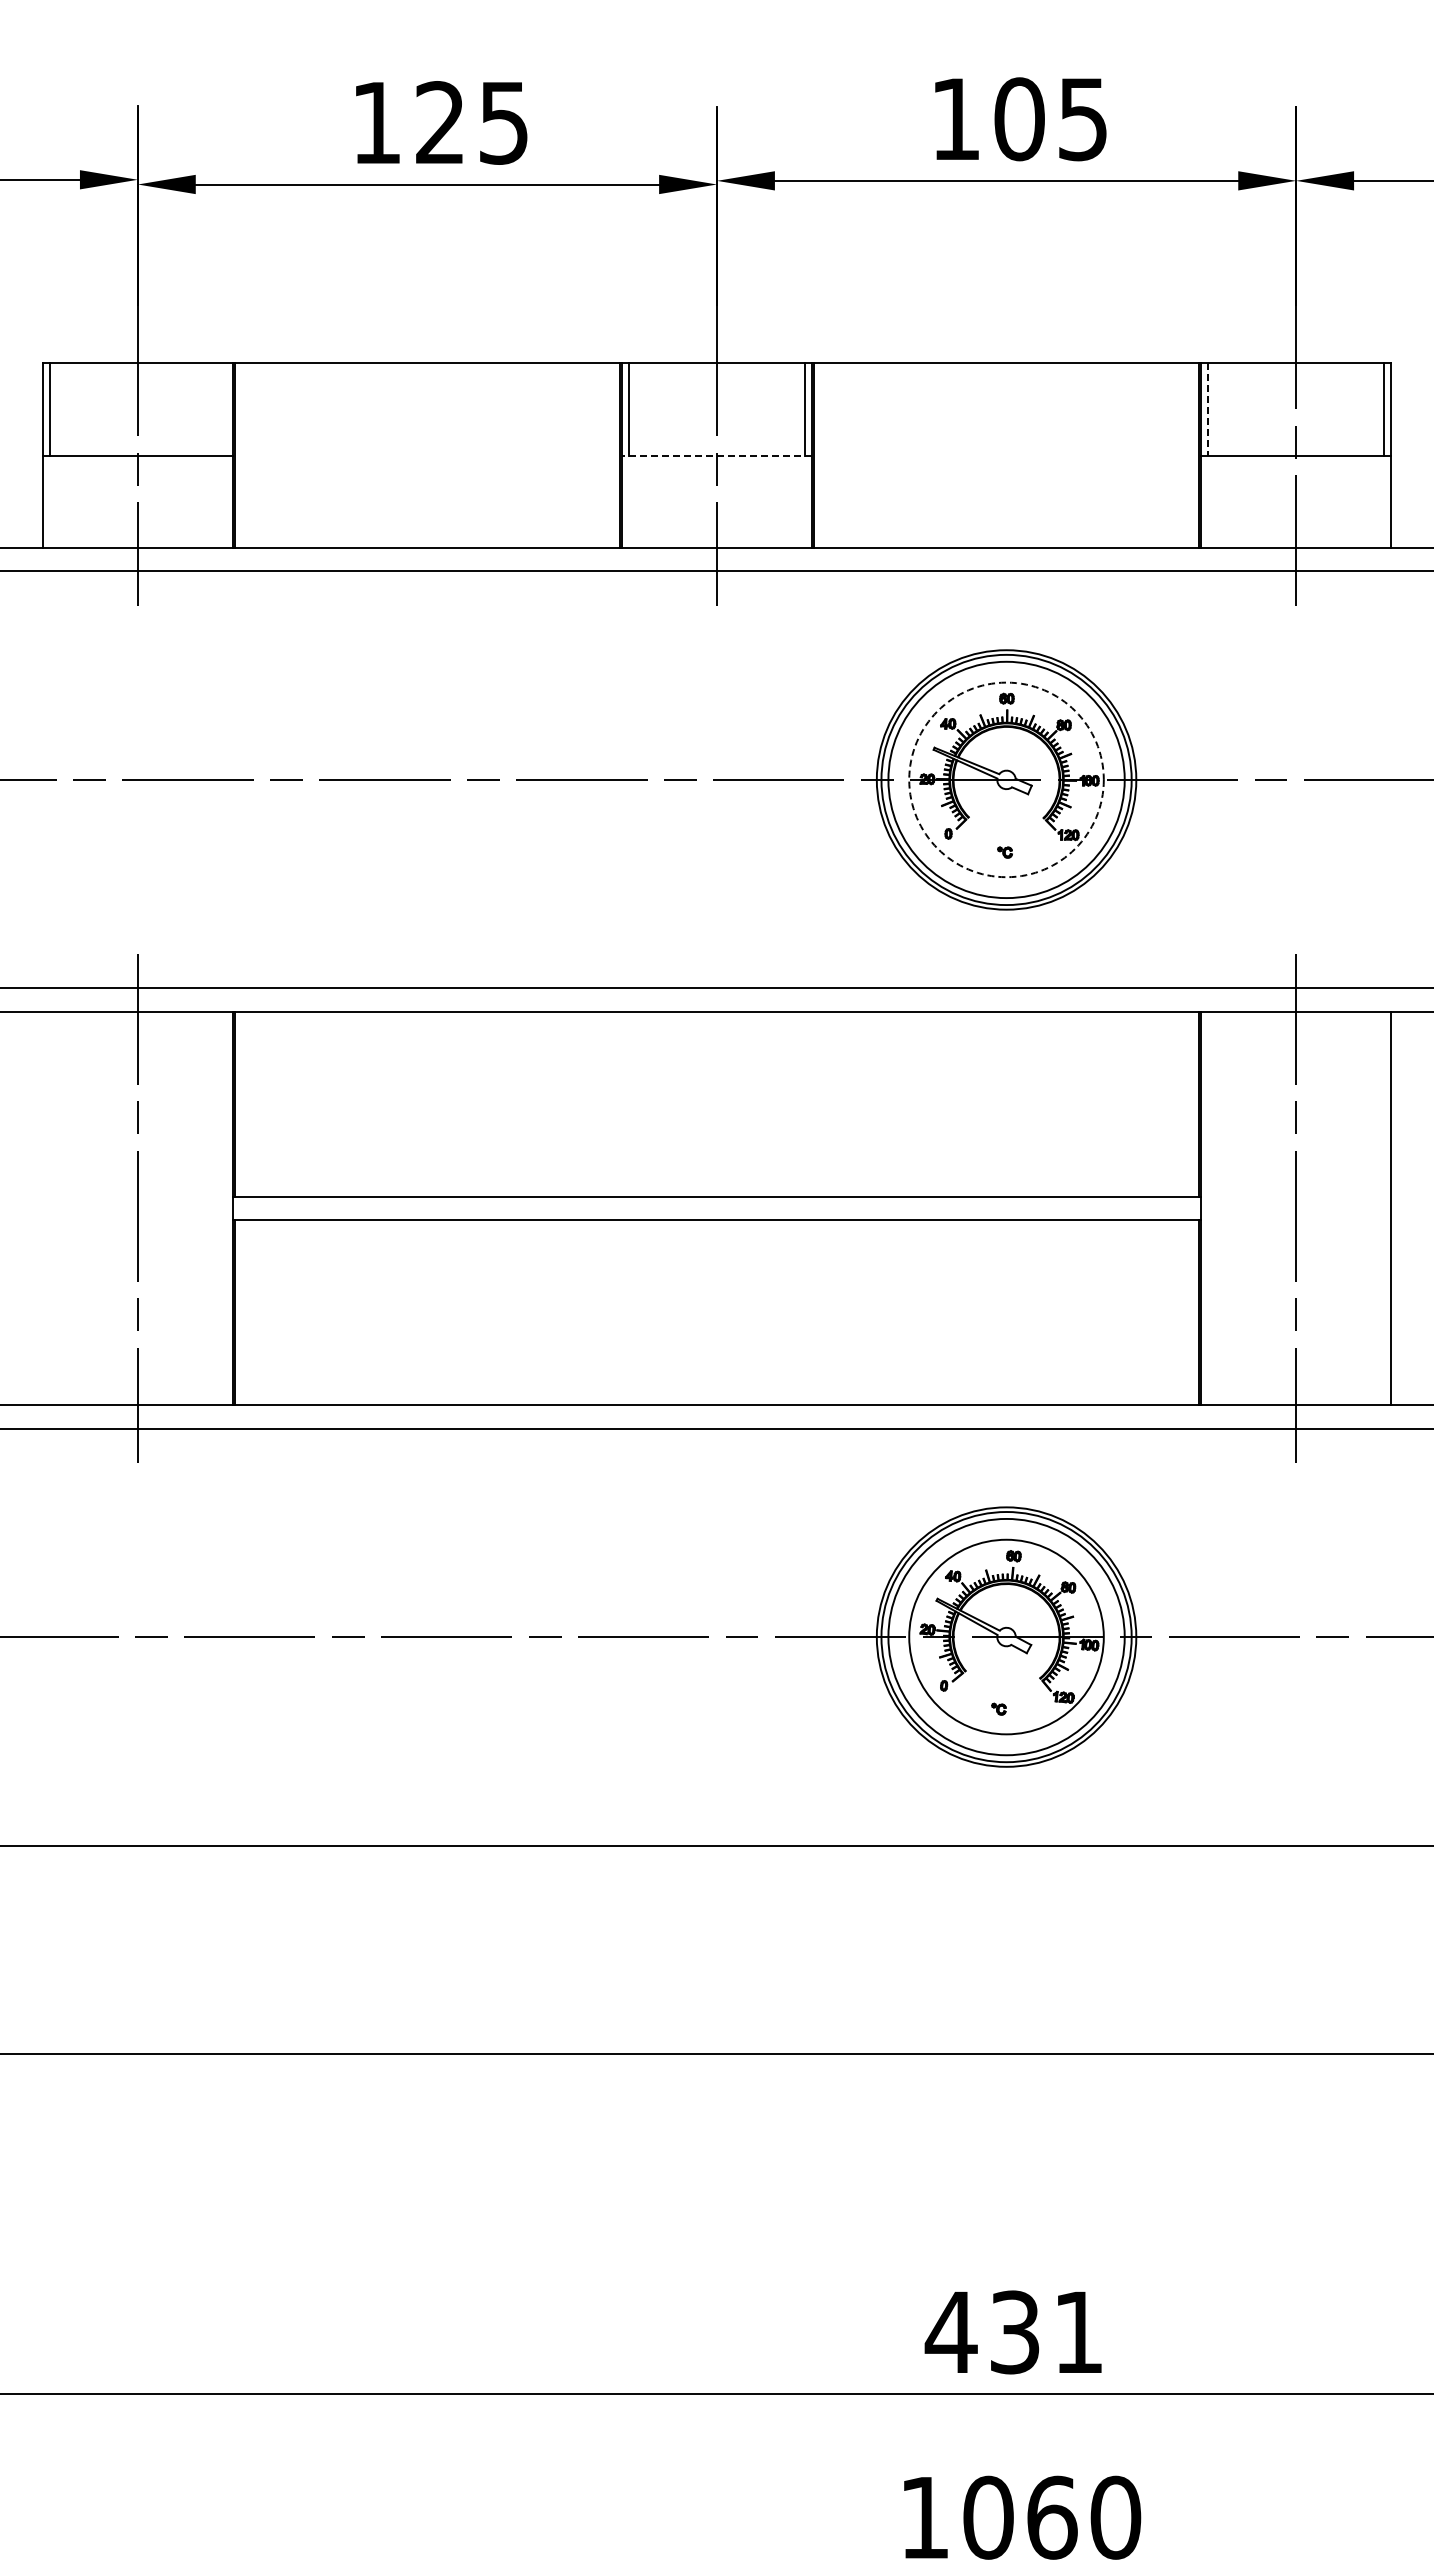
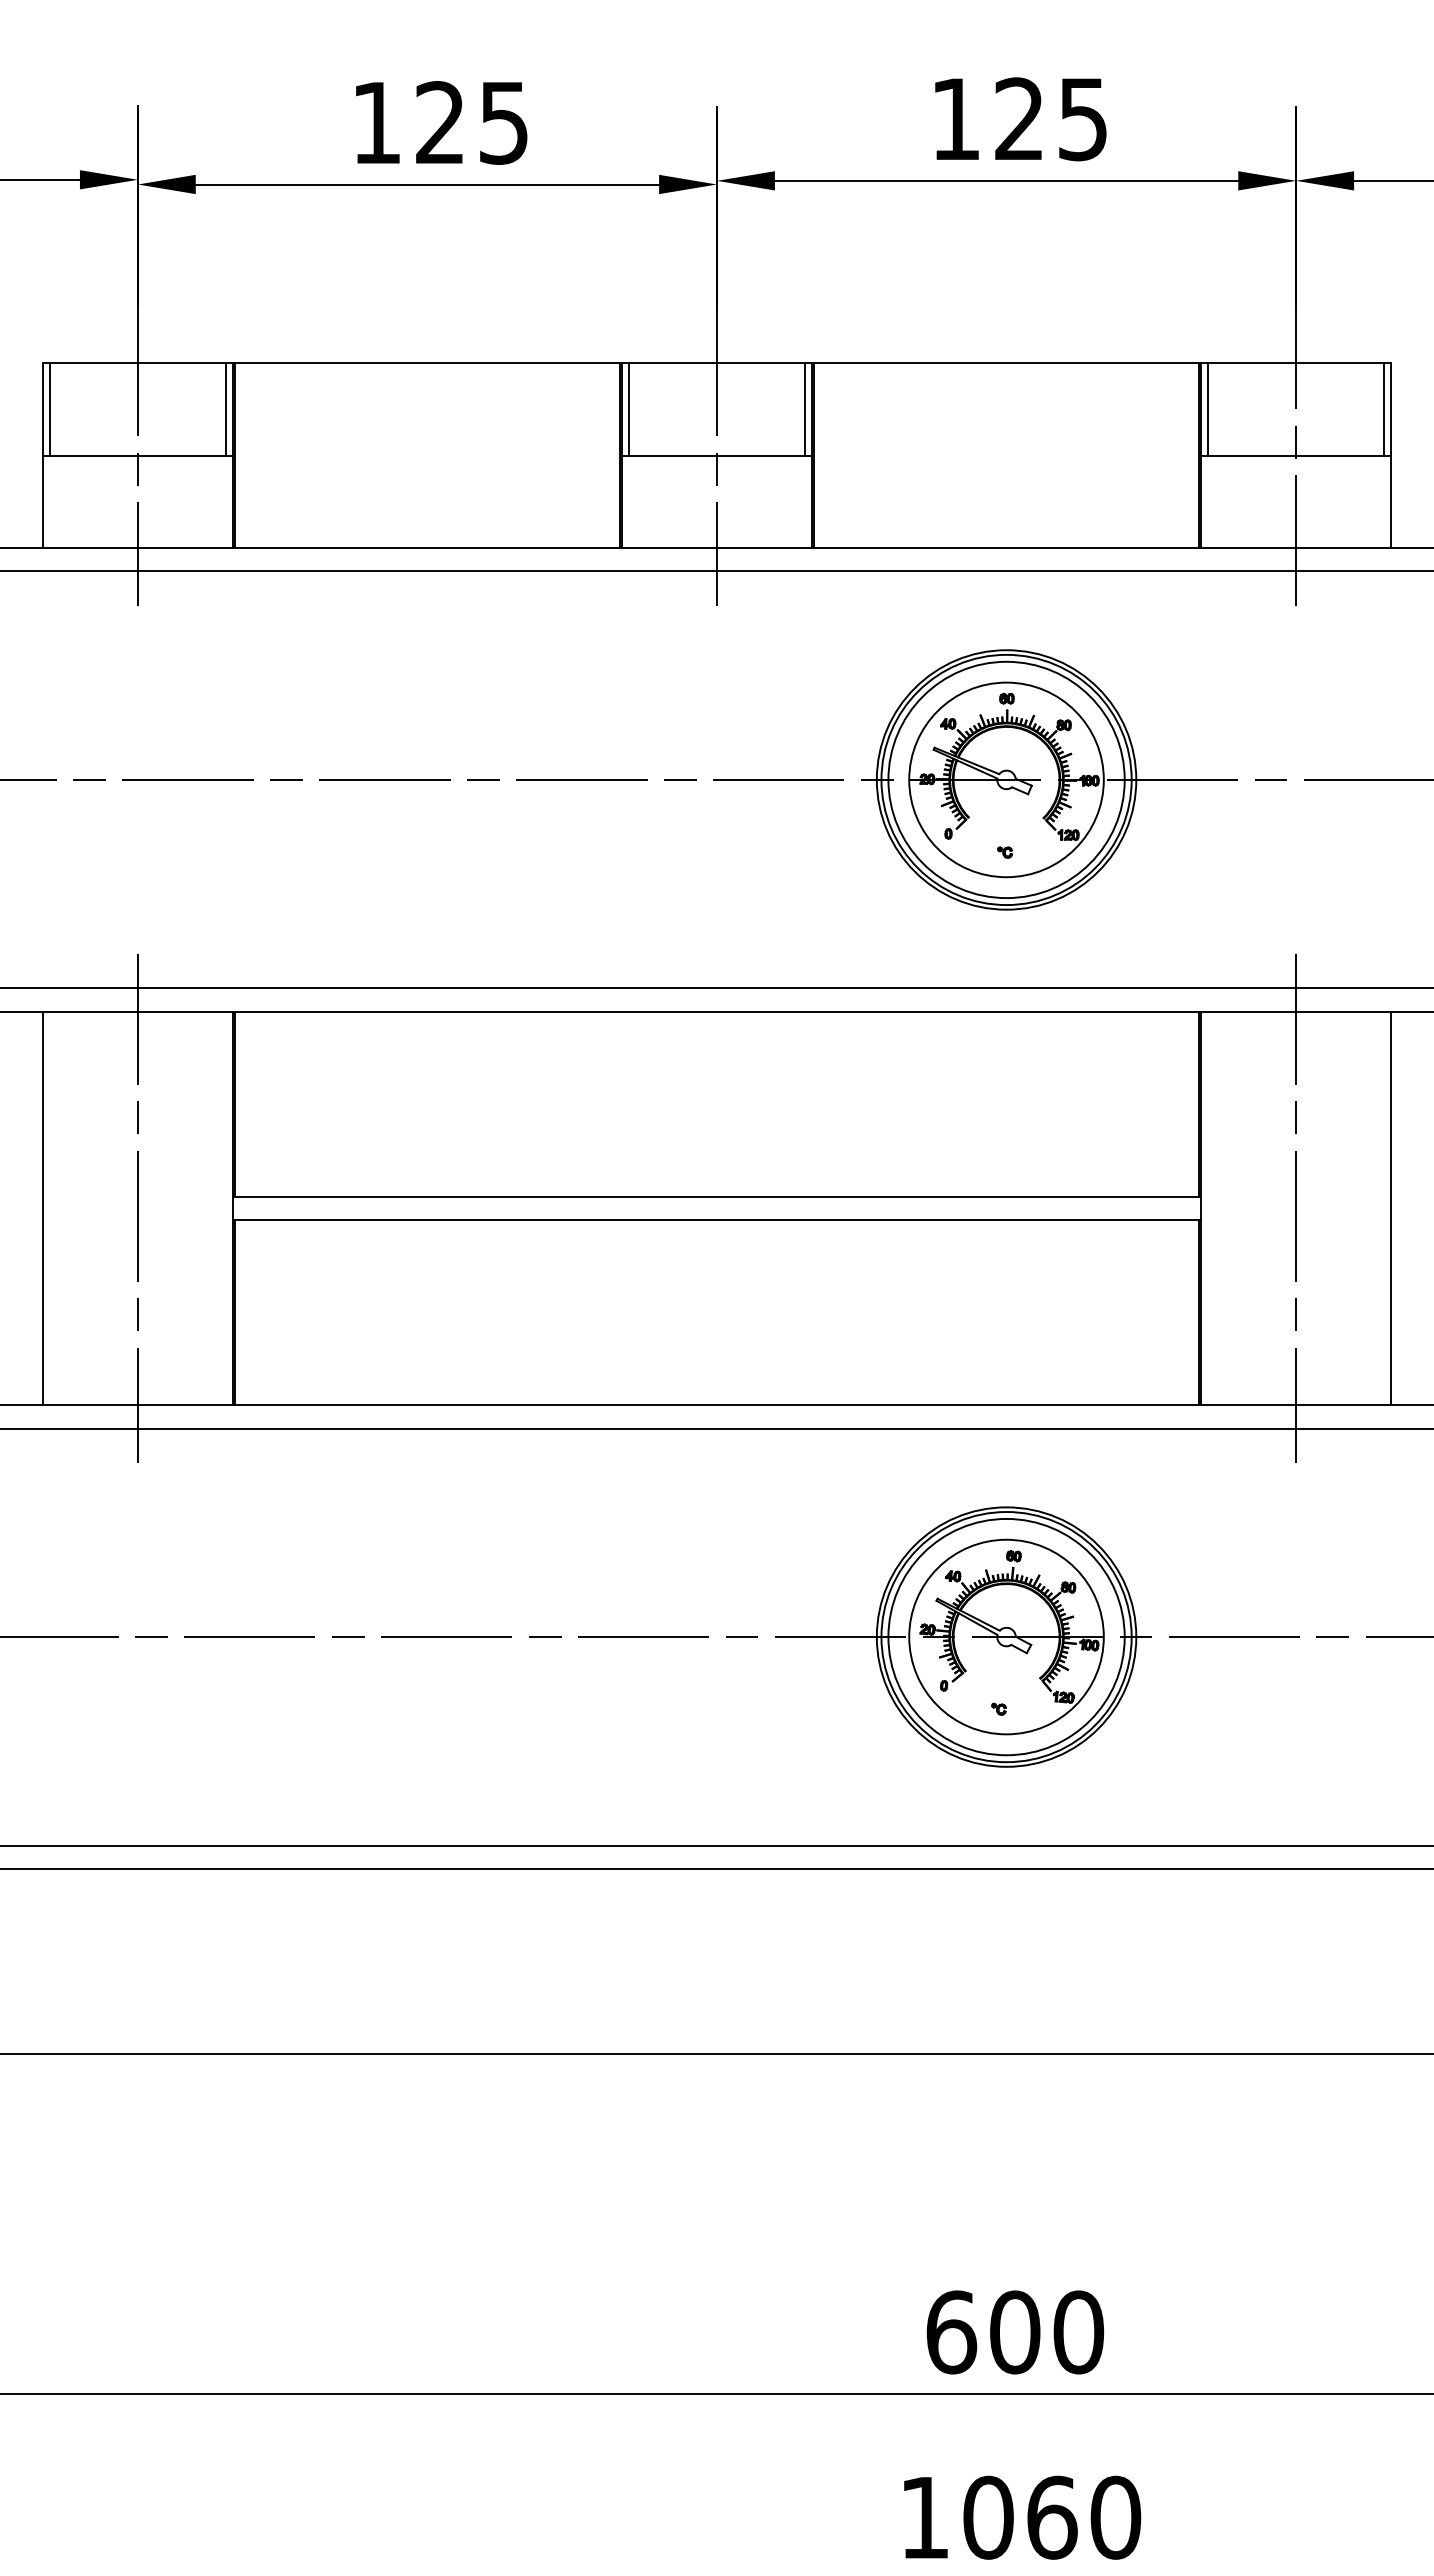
text: 105 -> 125 (1019, 119)
line: none -> present (225, 408)
line: dashed -> solid (1208, 409)
line: dashed -> solid (716, 455)
circle: dashed -> solid (1006, 779)
line: none -> present (42, 1208)
line: none -> present (716, 1868)
text: 431 -> 600 (1014, 2332)
